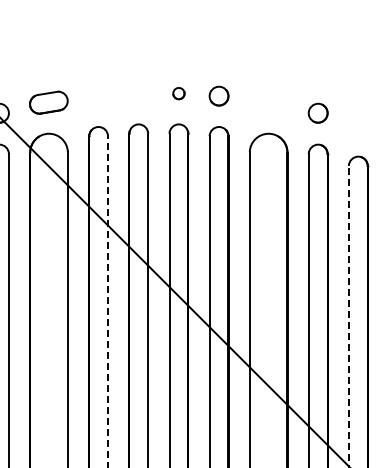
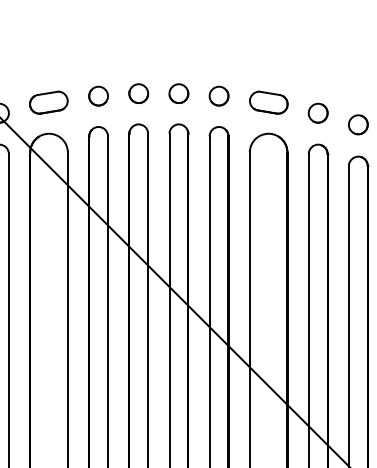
part: none -> present (138, 93)
part size: 14x14 px -> 22x21 px (178, 93)
part: none -> present (98, 95)
part: none -> present (268, 102)
part: none -> present (358, 124)
line: dashed -> solid (108, 301)
line: dashed -> solid (348, 316)
